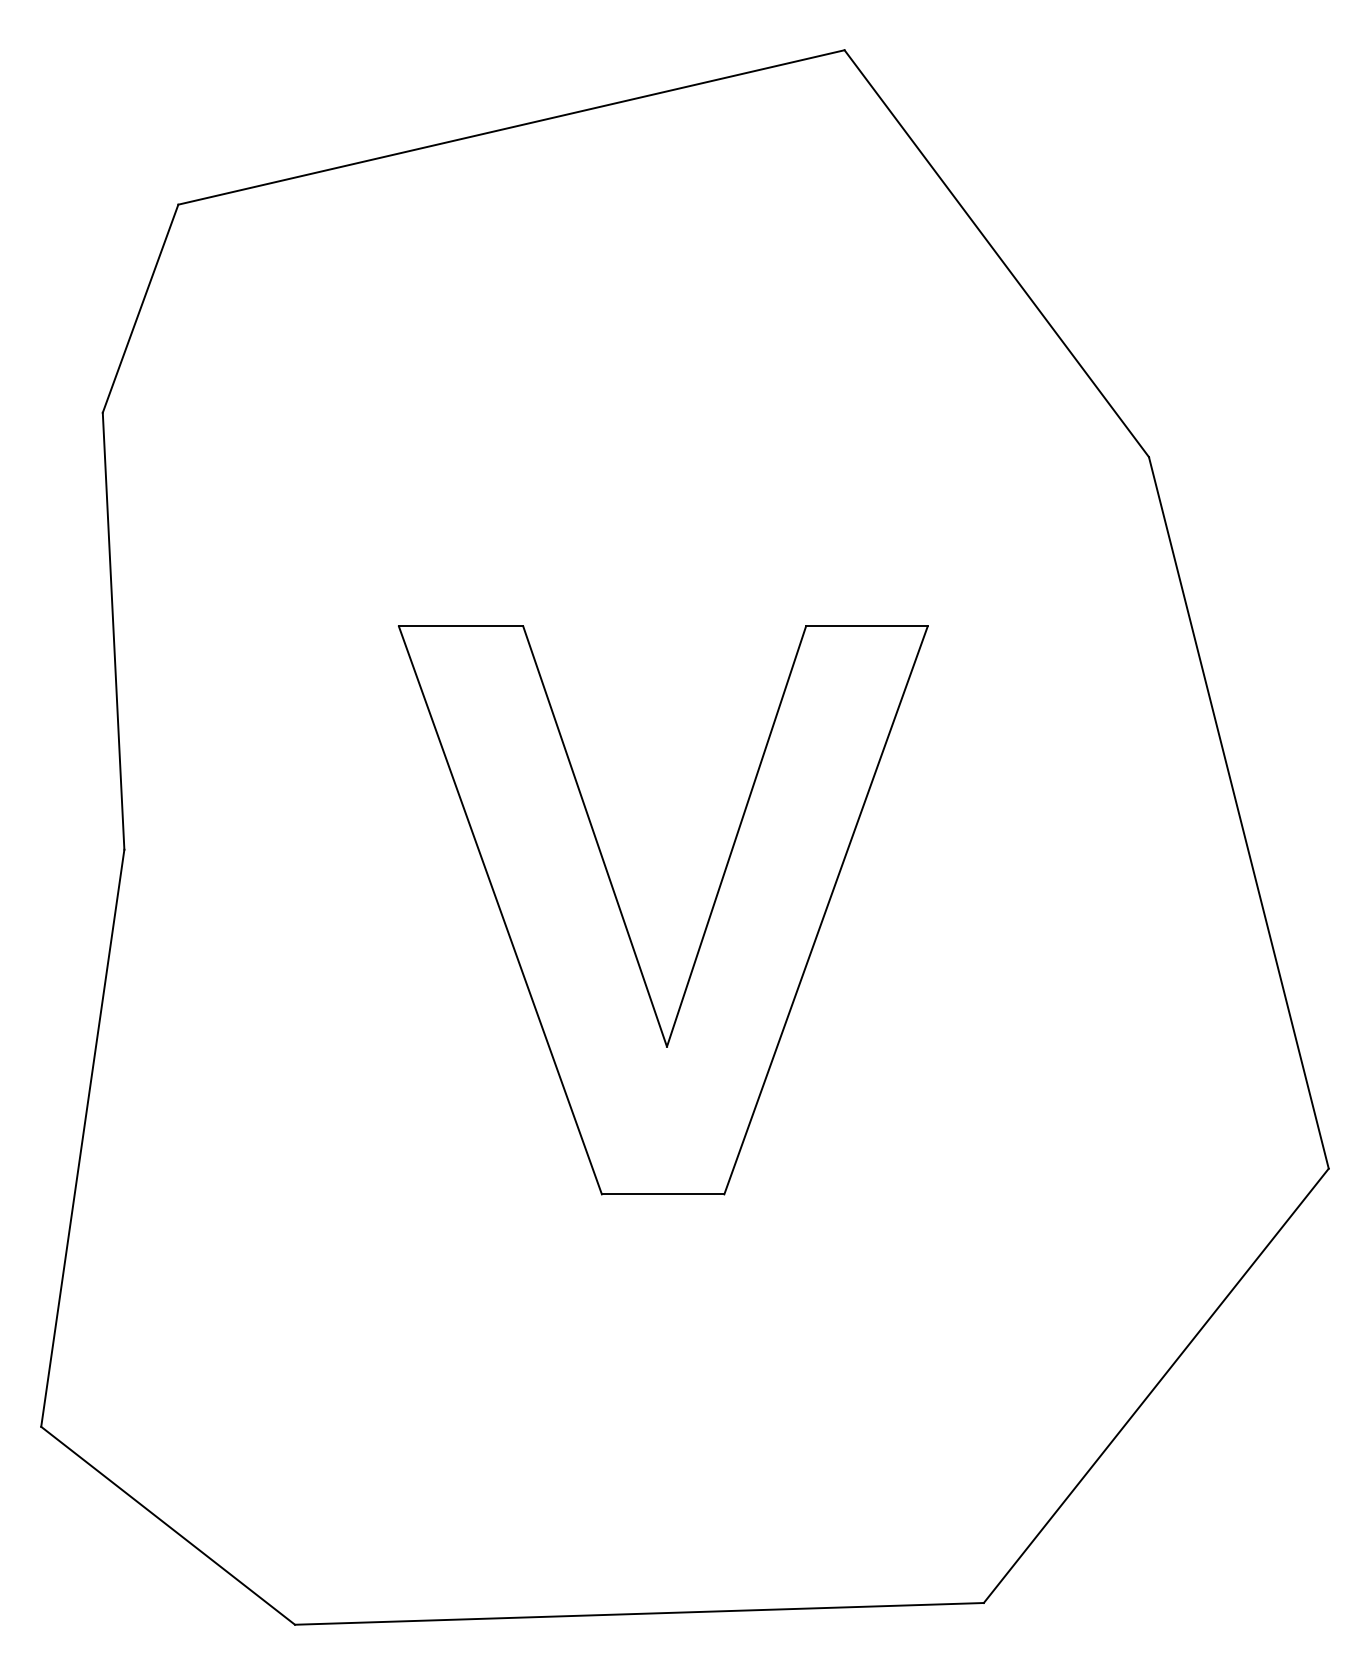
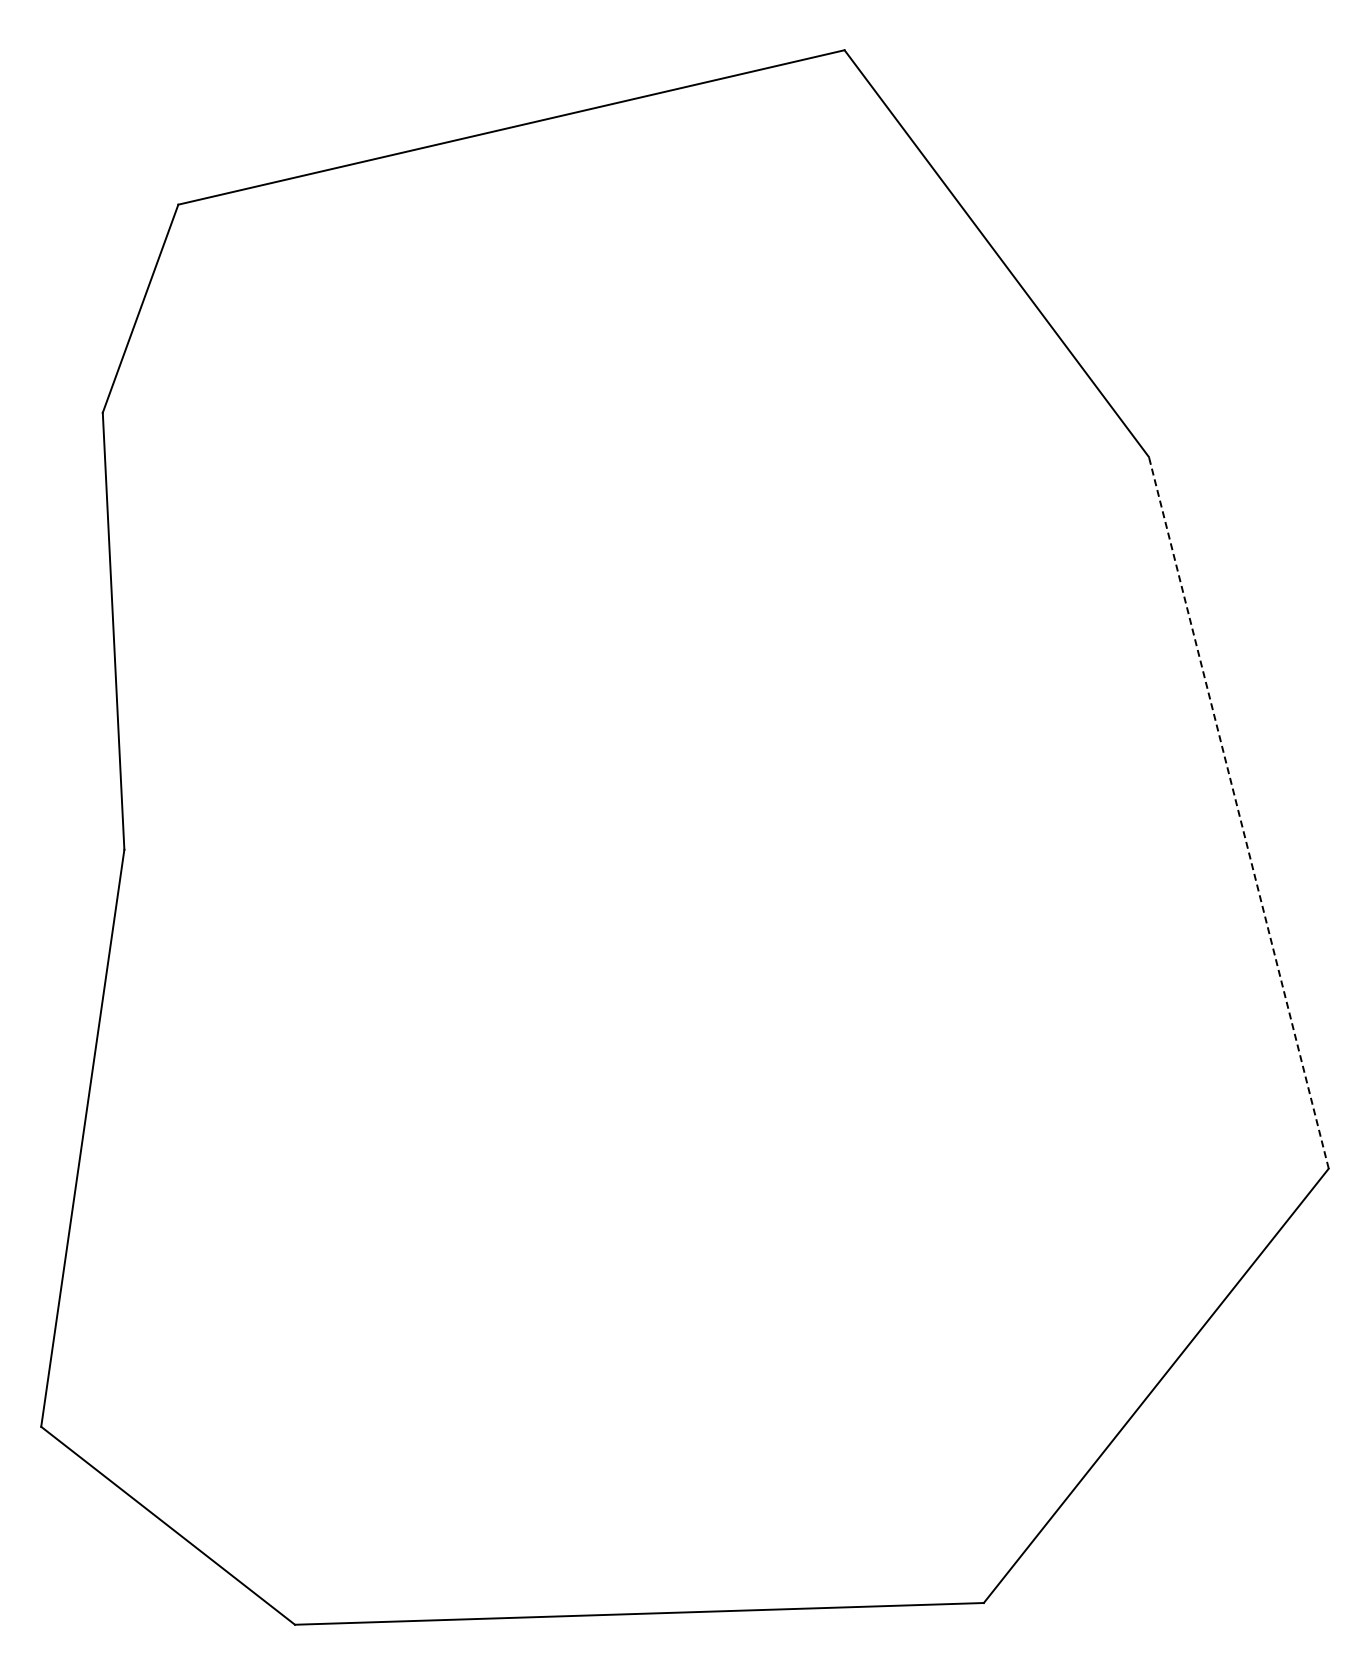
line: solid -> dashed (1238, 812)
part: present -> none (625, 921)
